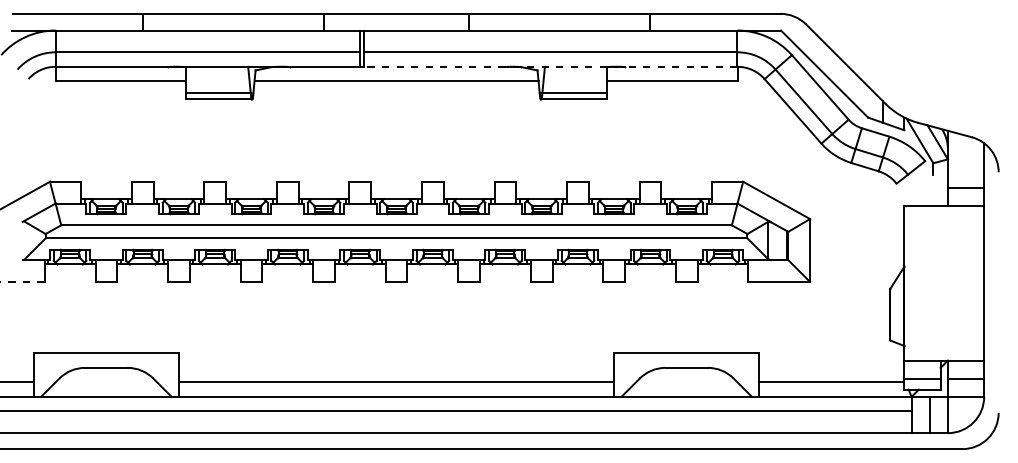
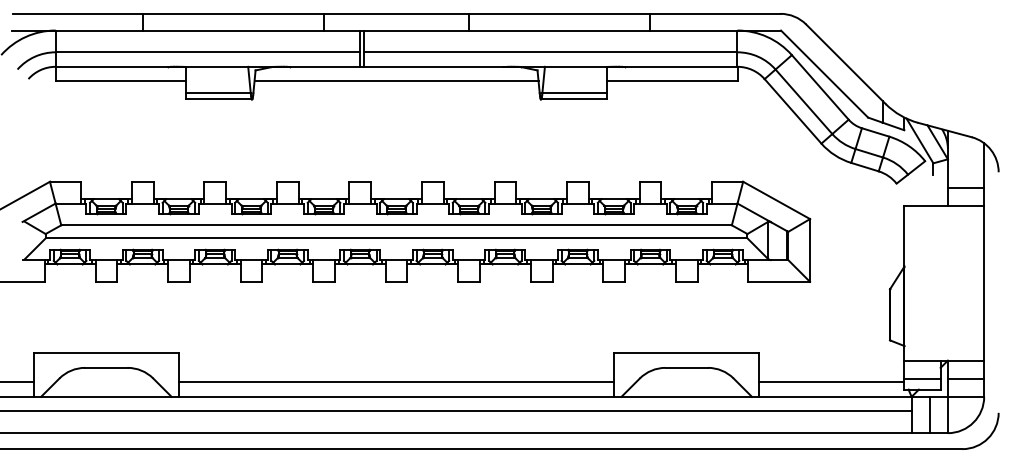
line: dashed -> solid (550, 66)
line: dashed -> solid (22, 281)
